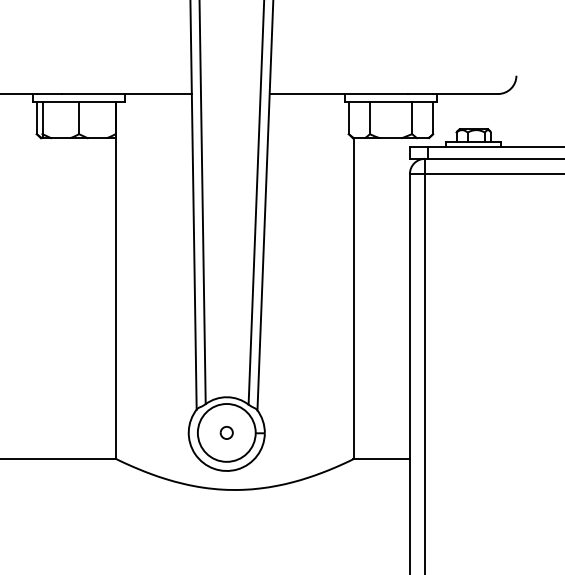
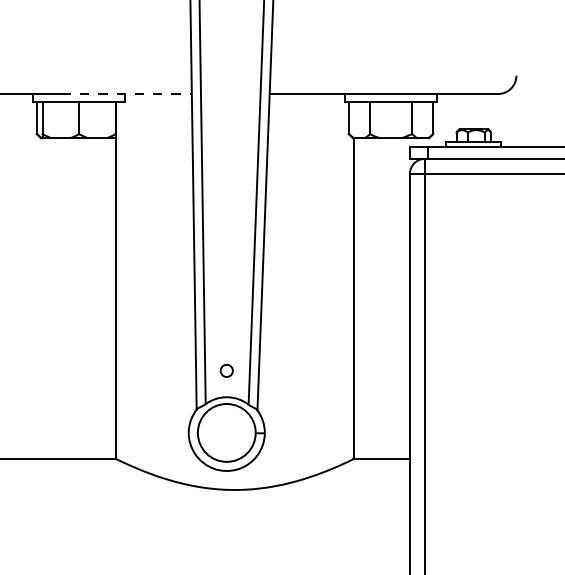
line: solid -> dashed (126, 94)
part position: (226, 432) -> (226, 370) (226, 370)
